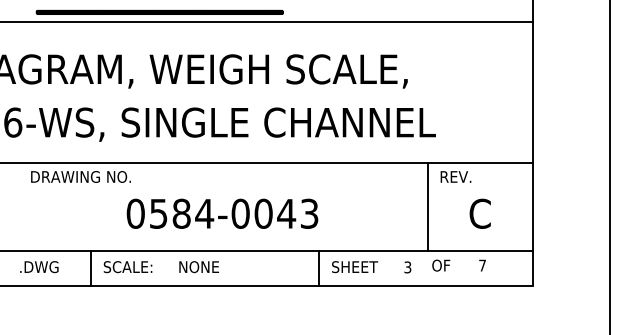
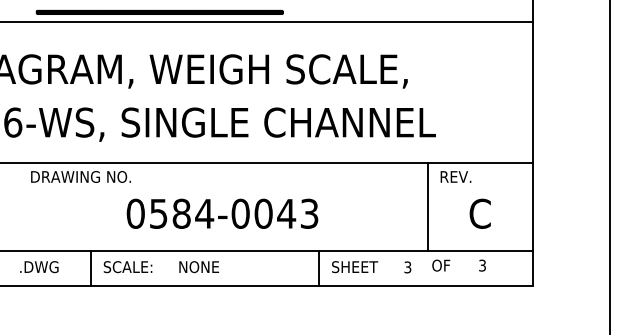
text: 7 -> 3 (482, 265)
